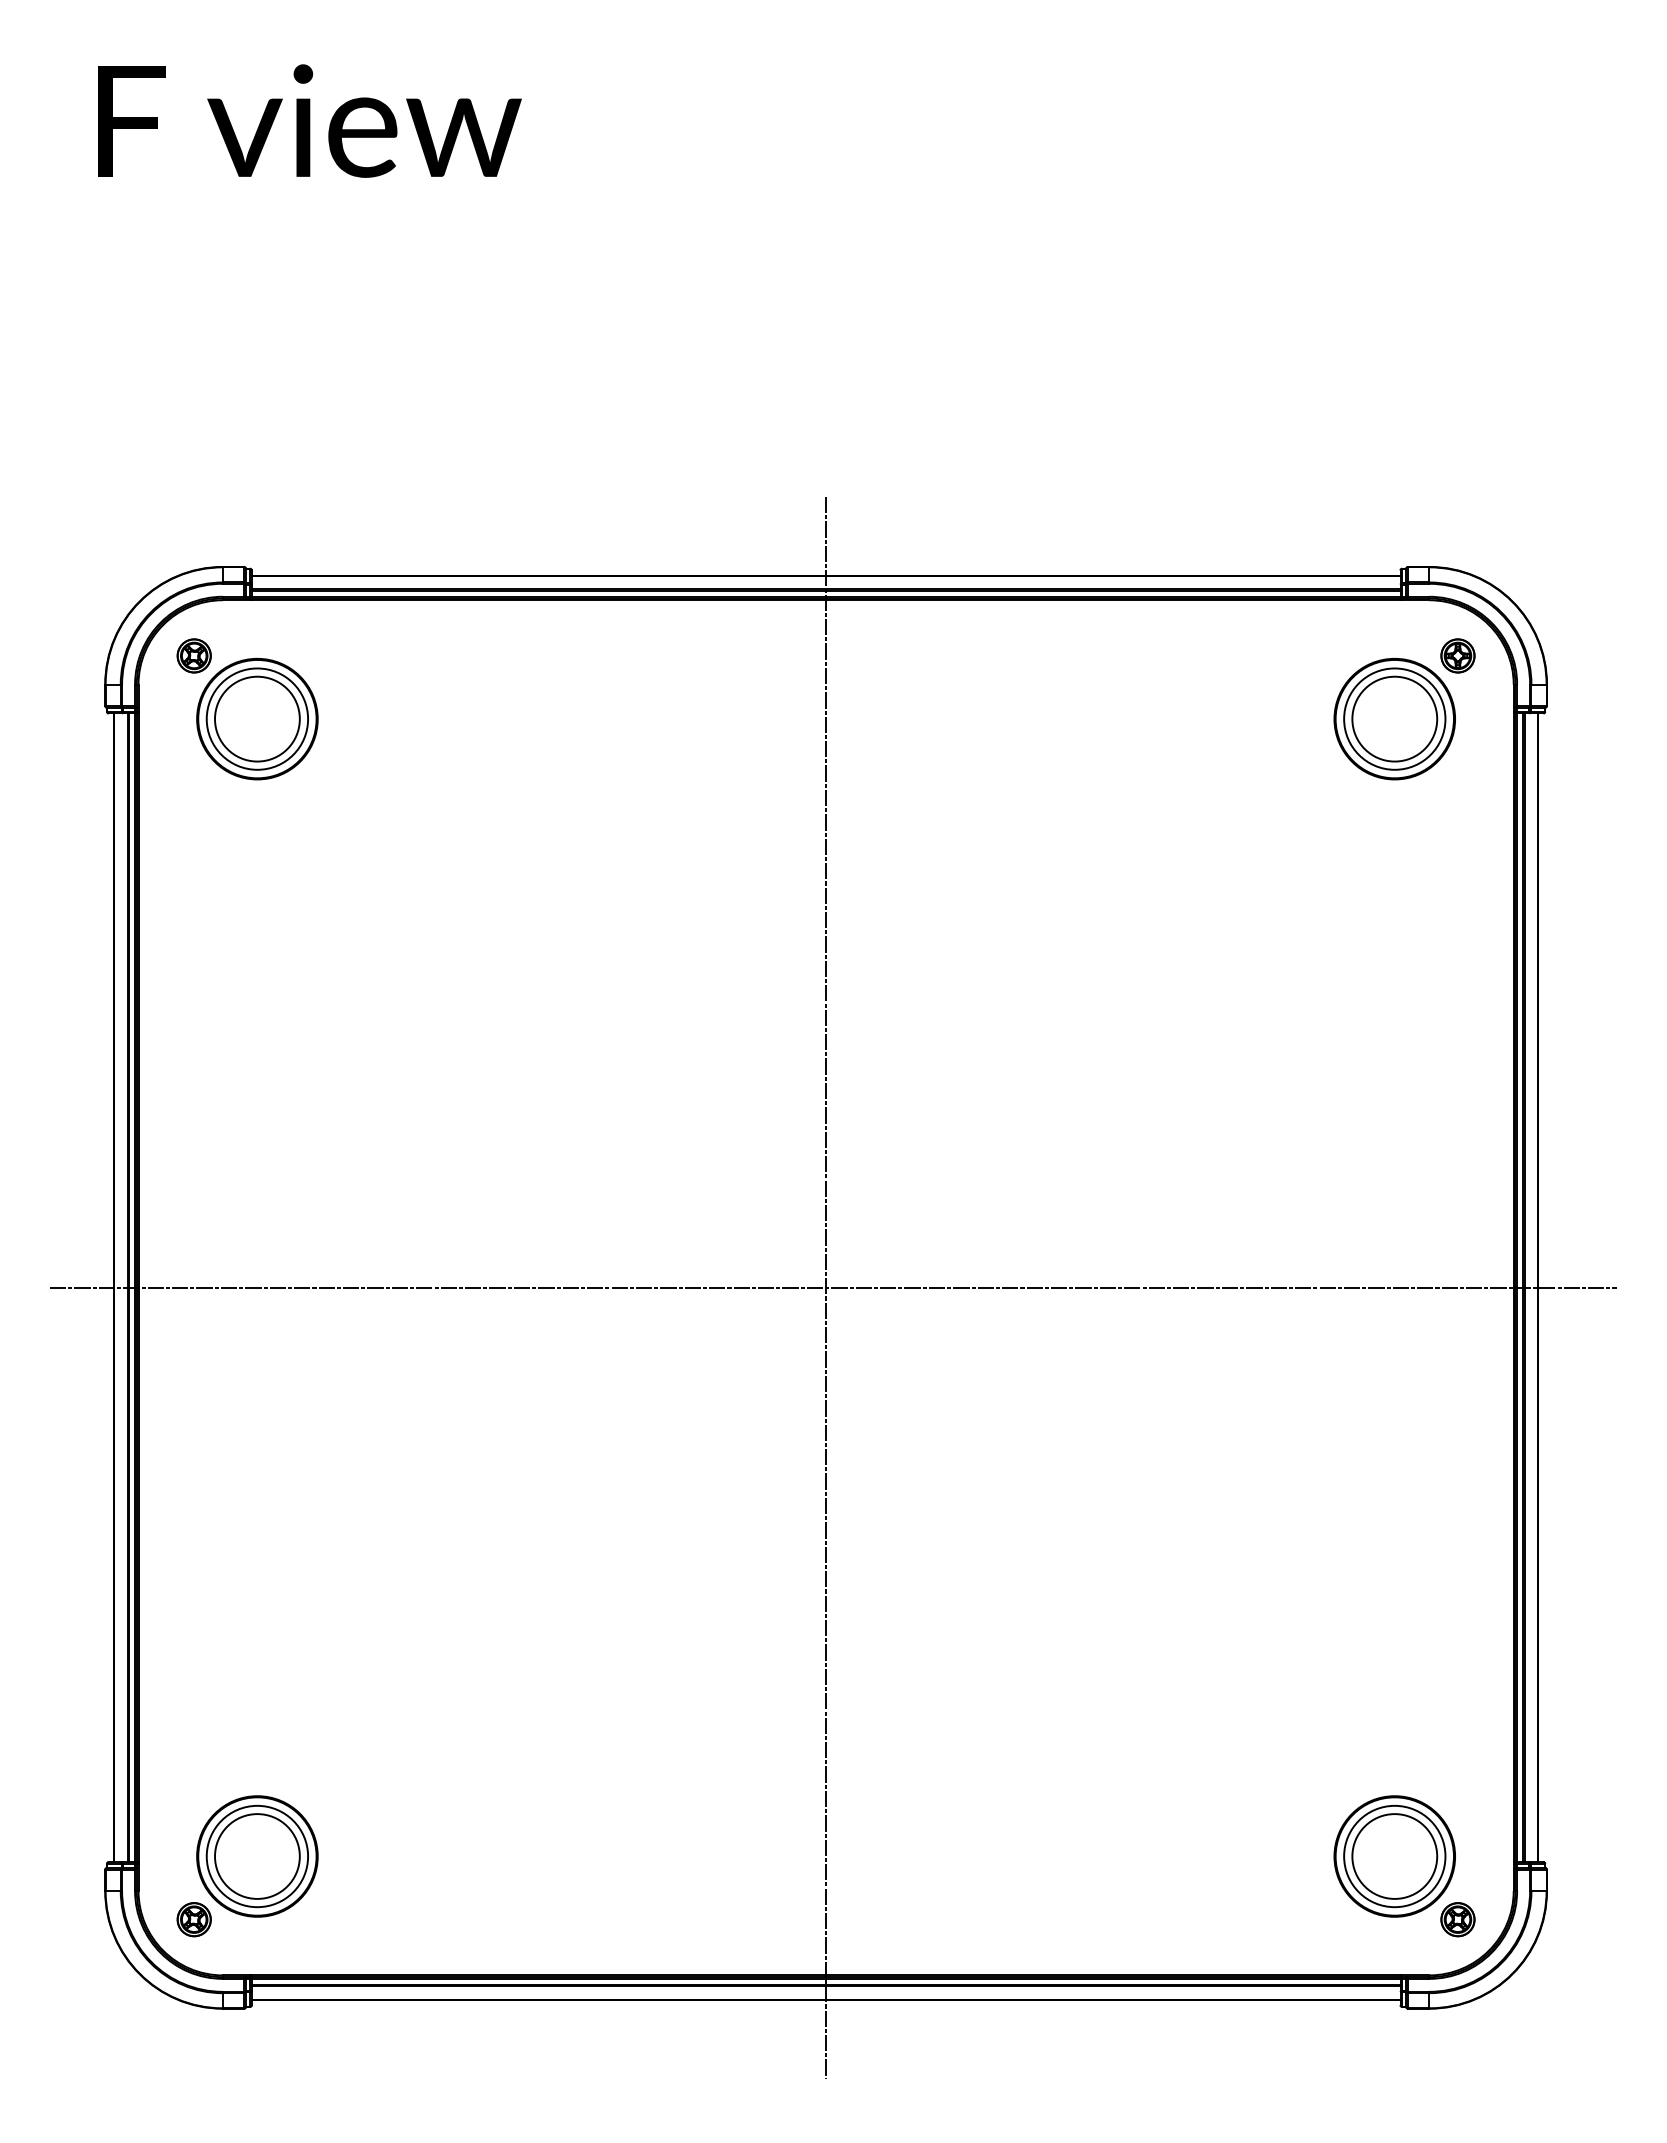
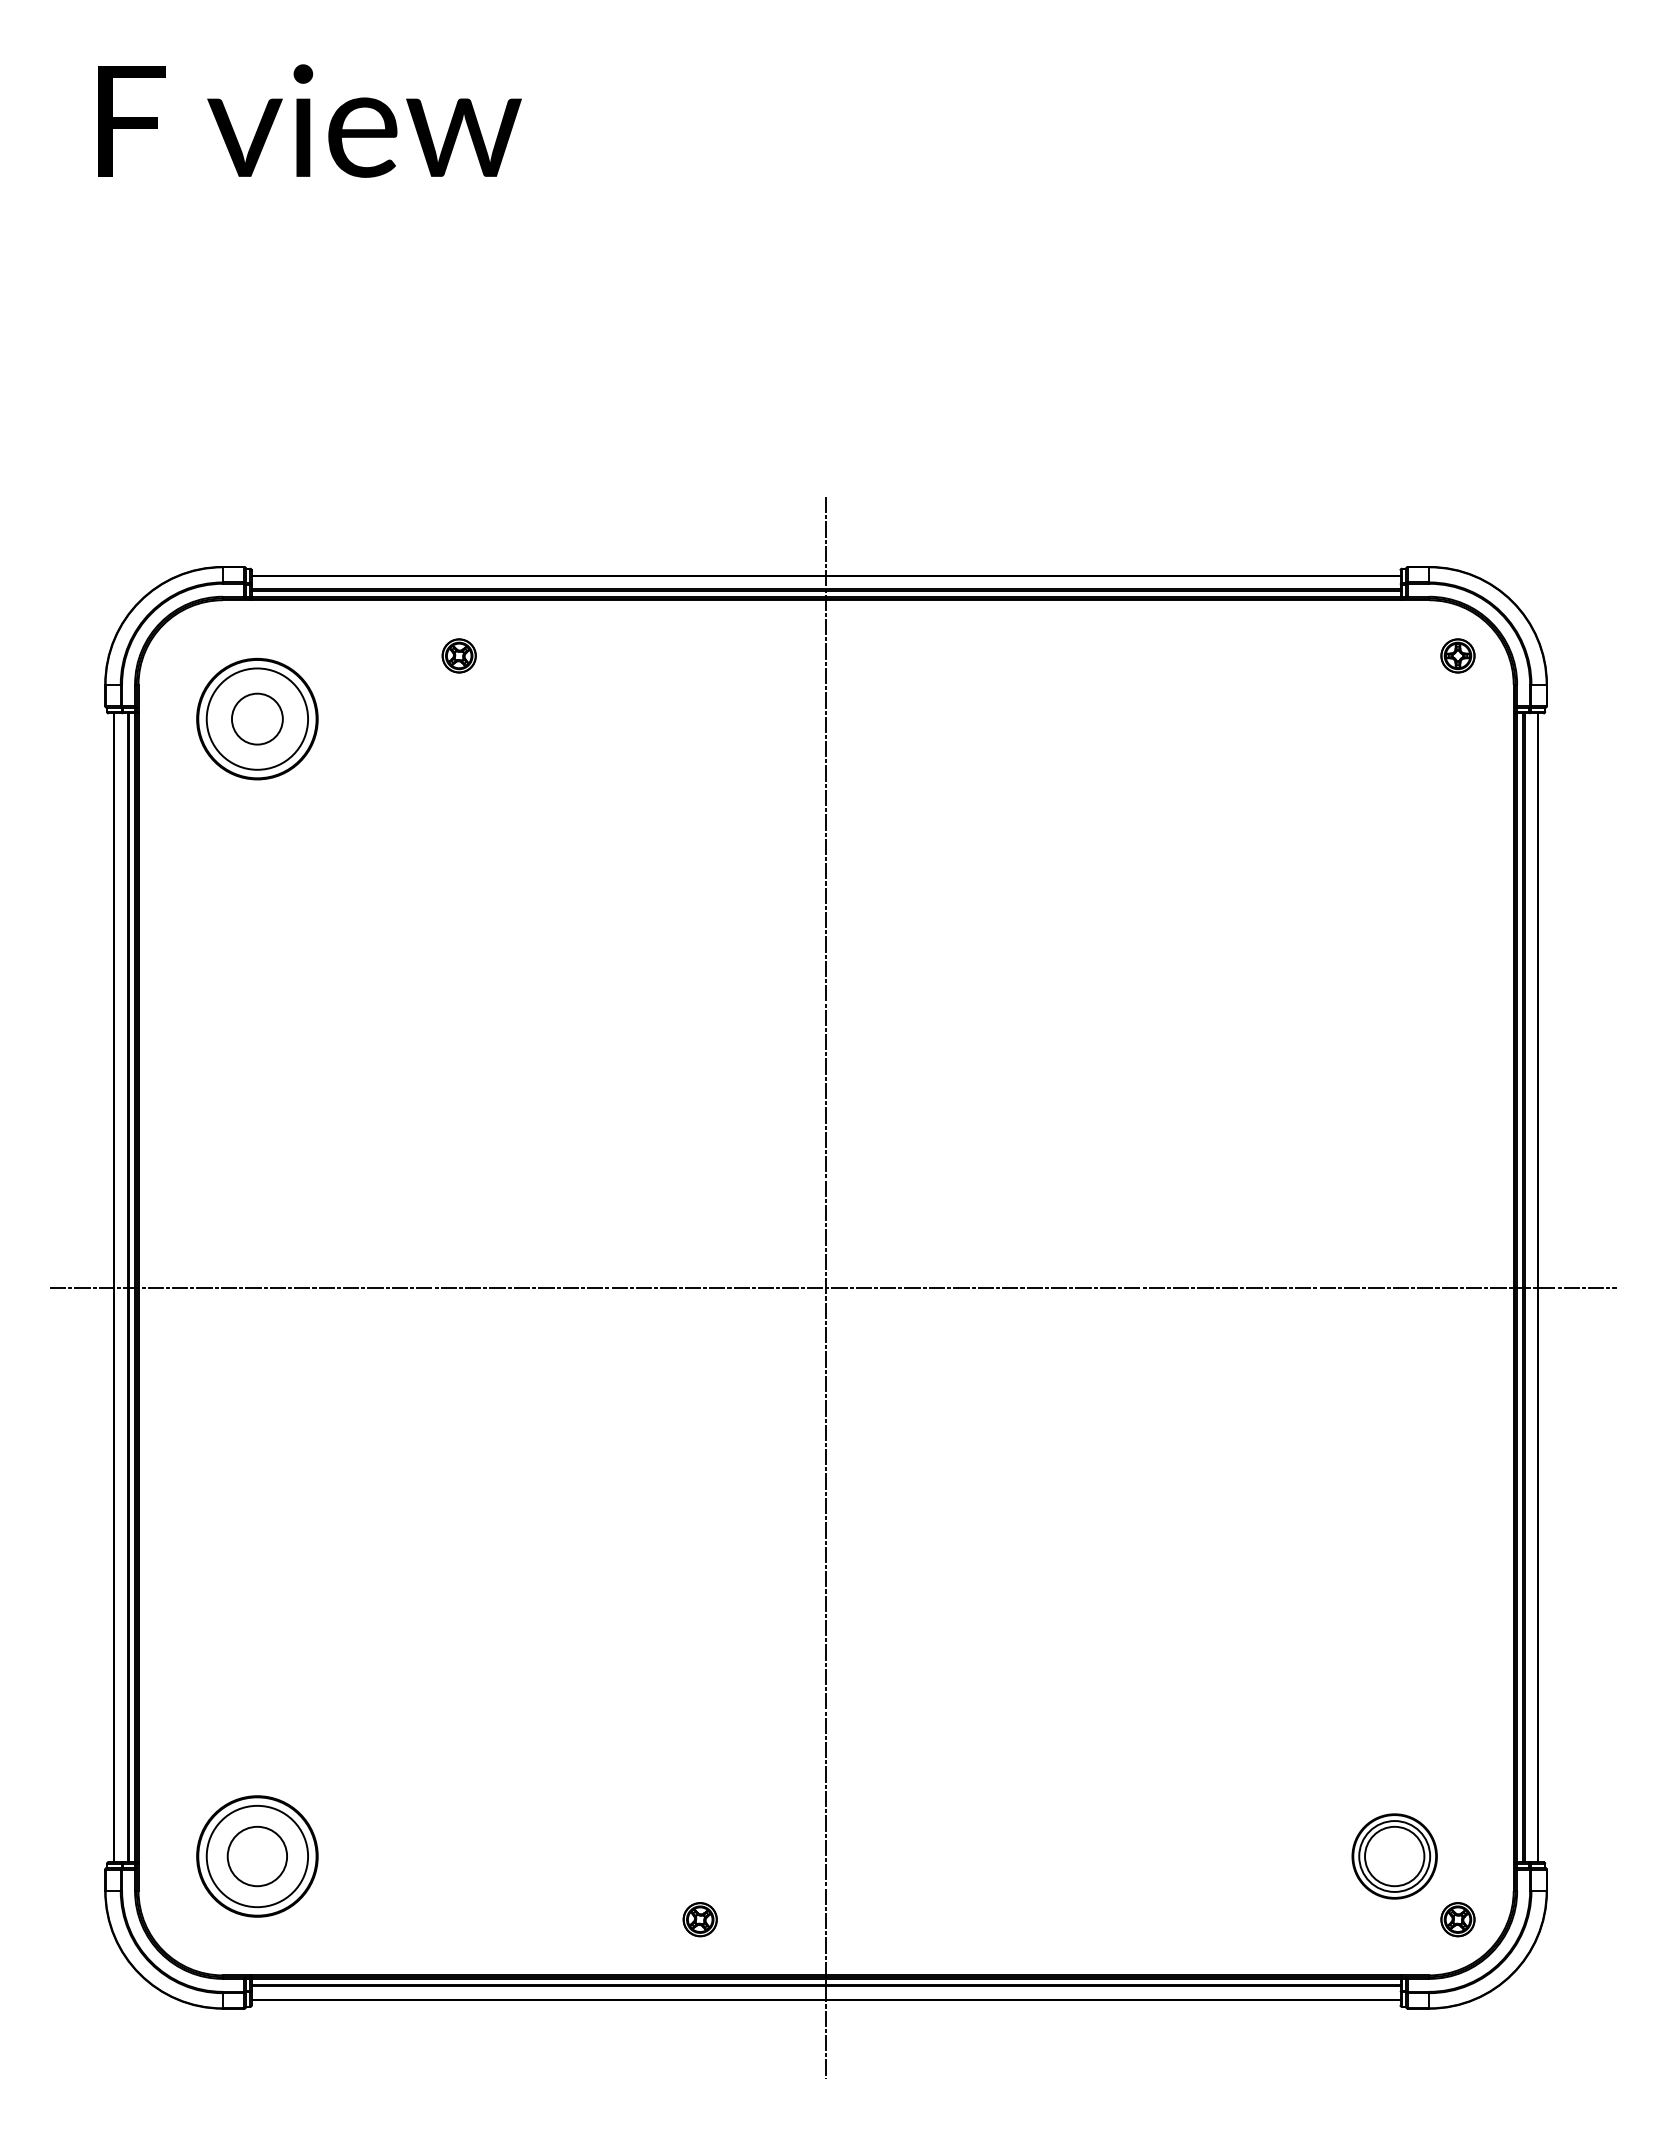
part position: (193, 655) -> (458, 655) (458, 655)
circle diameter: 85 px -> 51 px (256, 718)
part: present -> none (1394, 718)
circle diameter: 85 px -> 59 px (257, 1856)
part size: 123x123 px -> 87x87 px (1394, 1856)
part position: (193, 1919) -> (699, 1919) (699, 1919)
